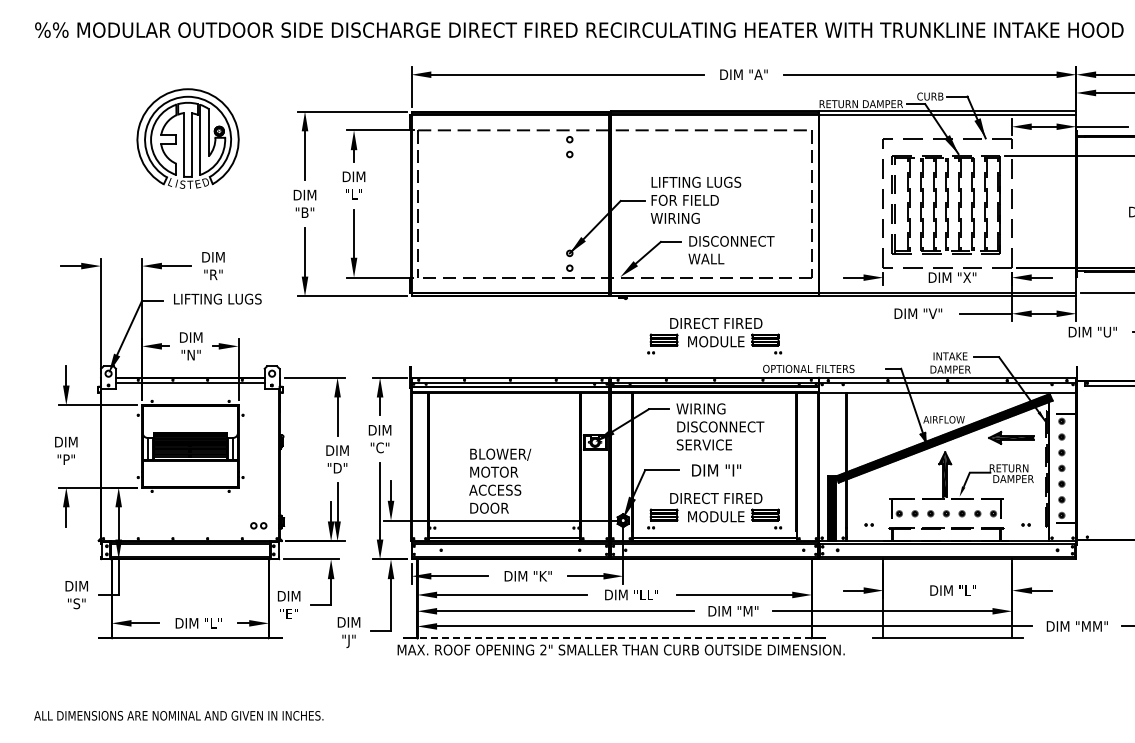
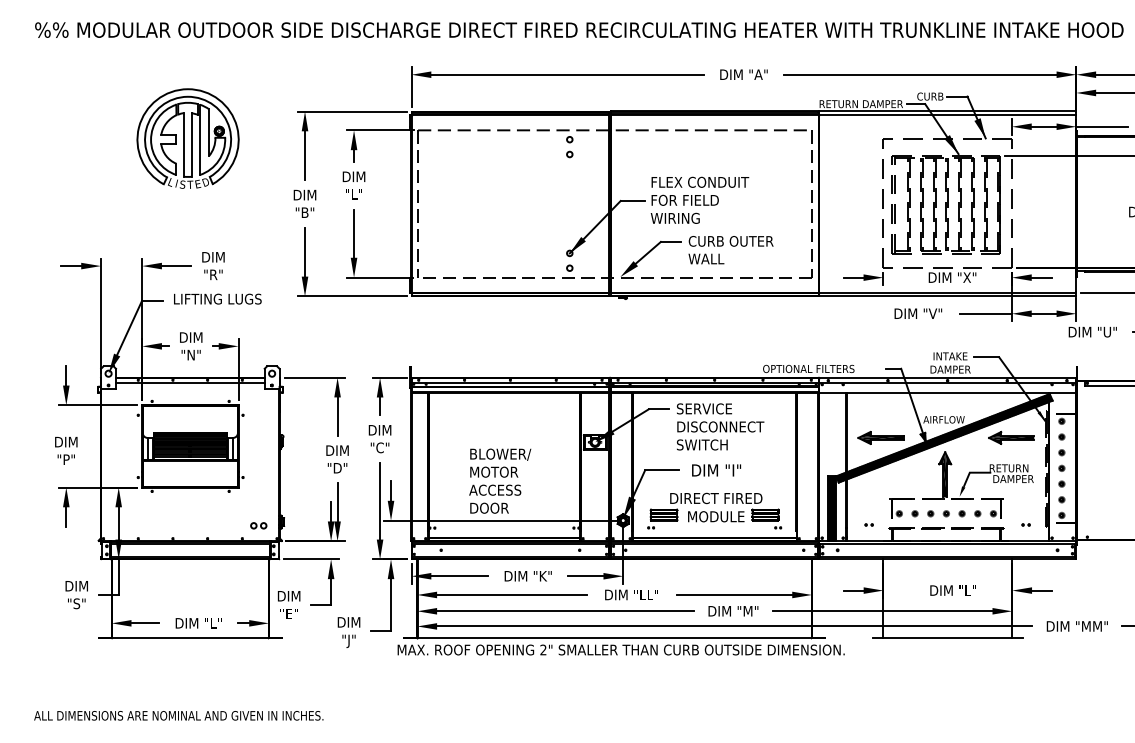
text: LIFTING LUGS -> FLEX CONDUIT (701, 181)
text: DISCONNECT -> CURB OUTER (731, 241)
part: present -> none (714, 335)
text: WIRING -> SERVICE (704, 408)
part: none -> present (880, 437)
text: SERVICE -> SWITCH (708, 444)
line: dashed -> solid (614, 638)
